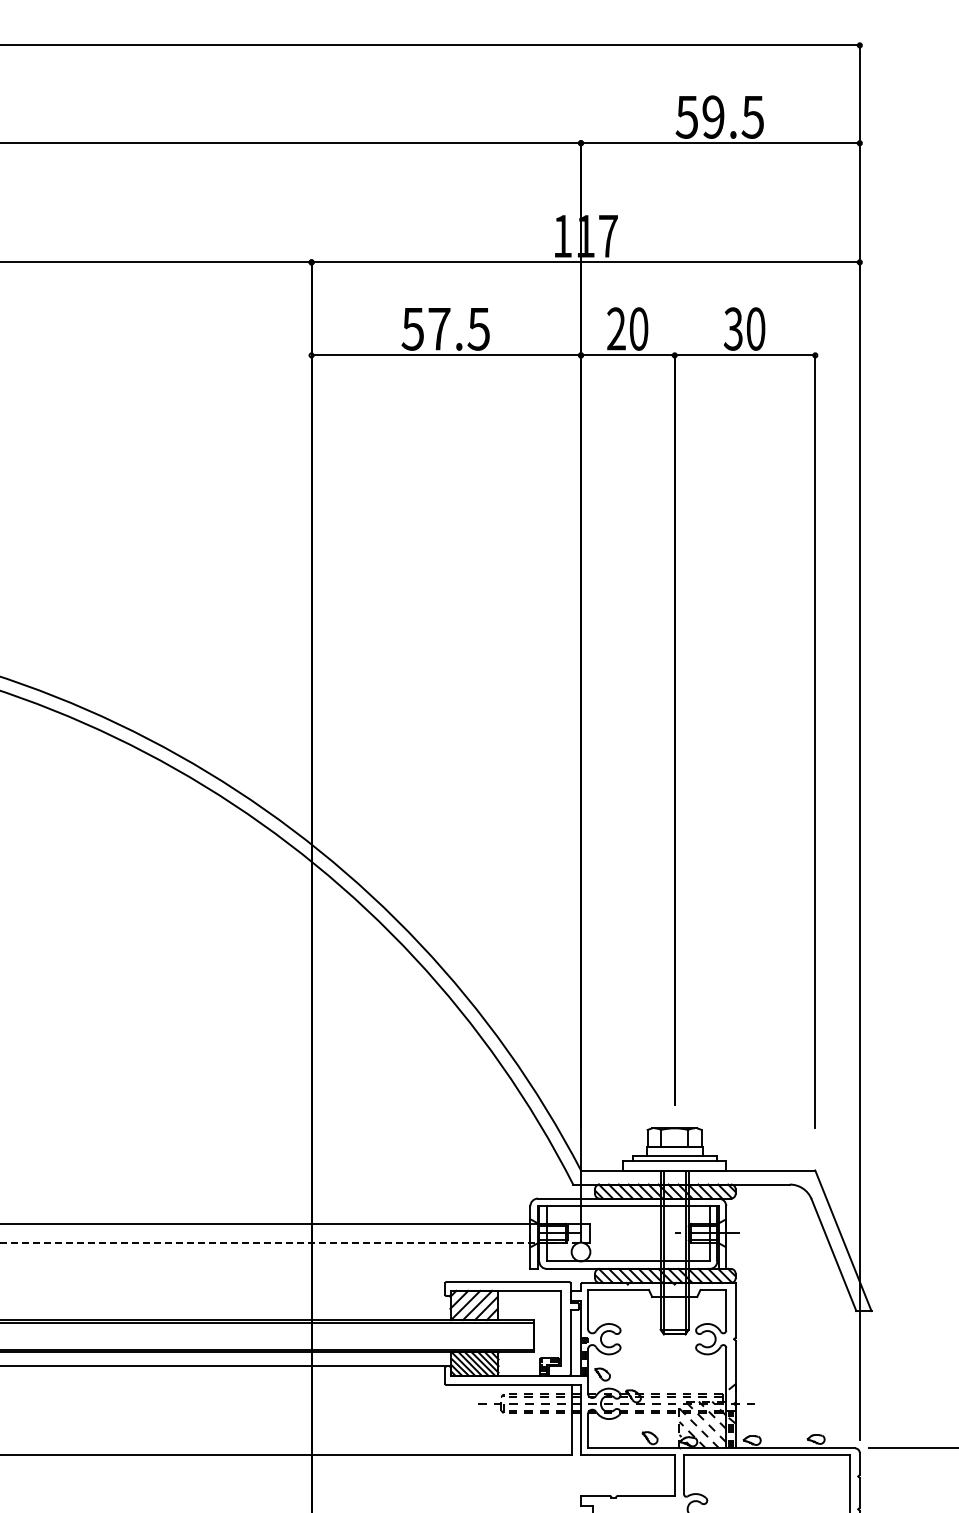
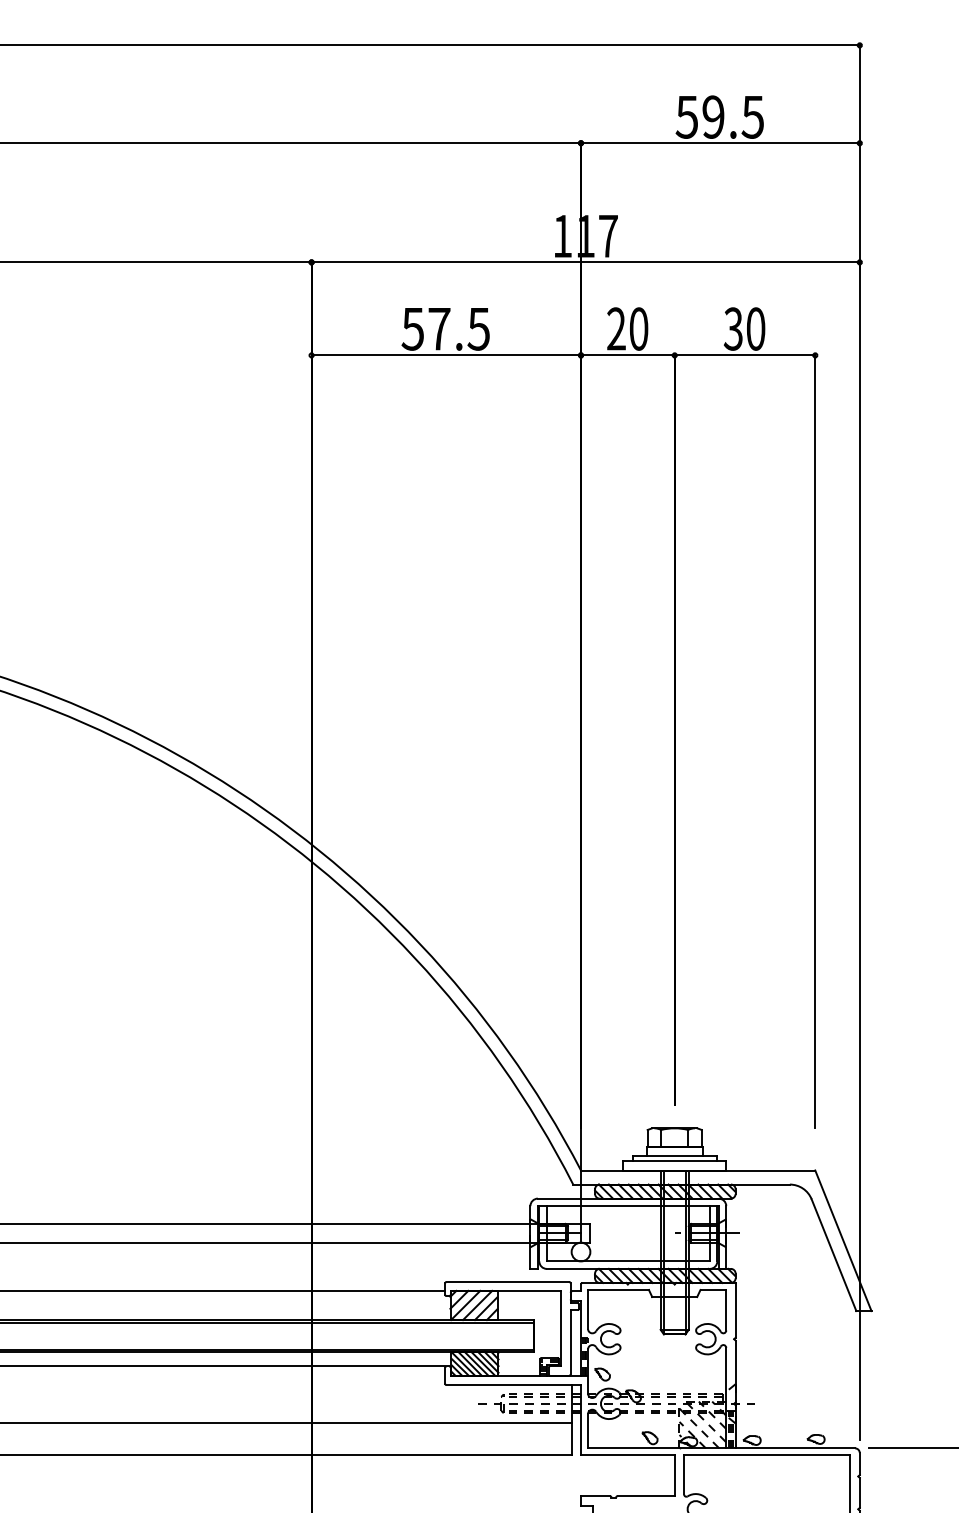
line: dashed -> solid (295, 1242)
line: none -> present (223, 1291)
line: none -> present (286, 1422)
